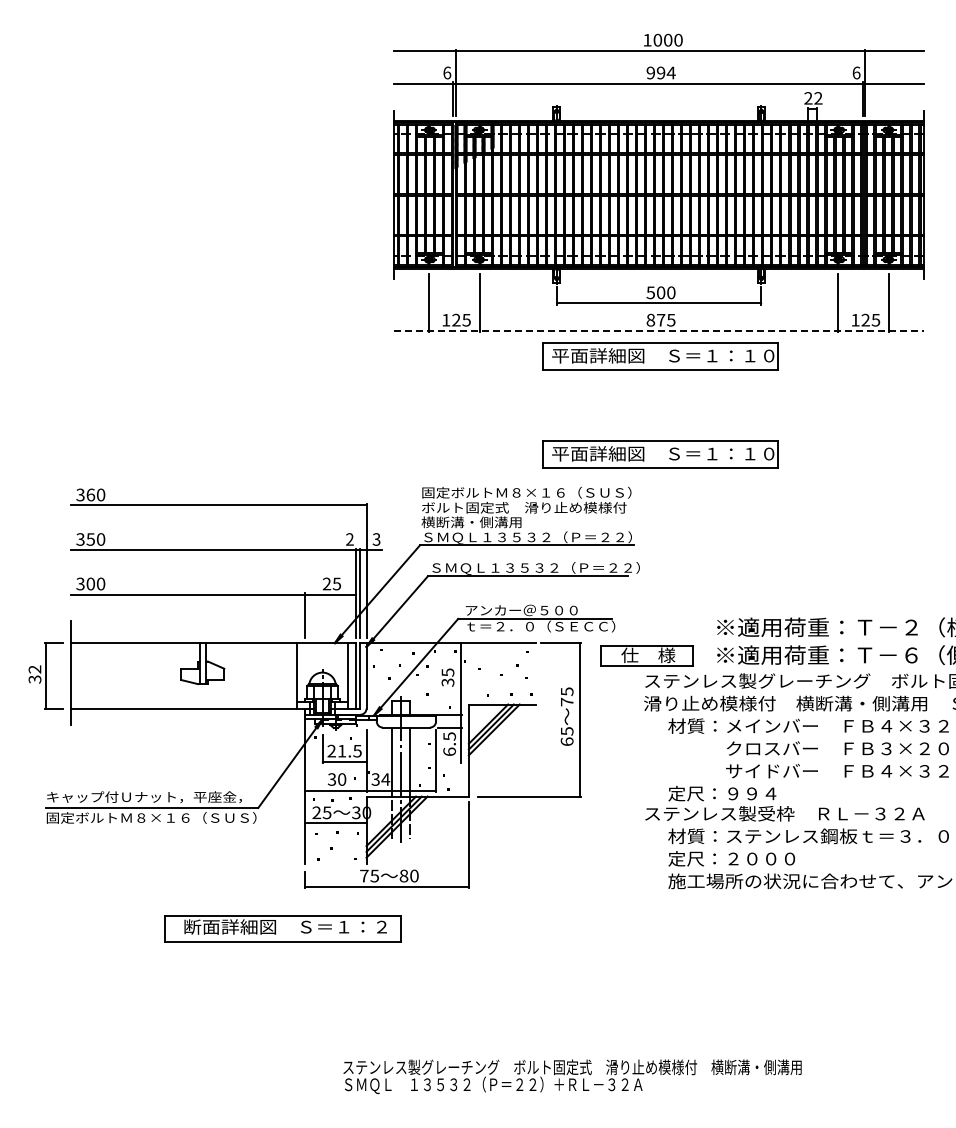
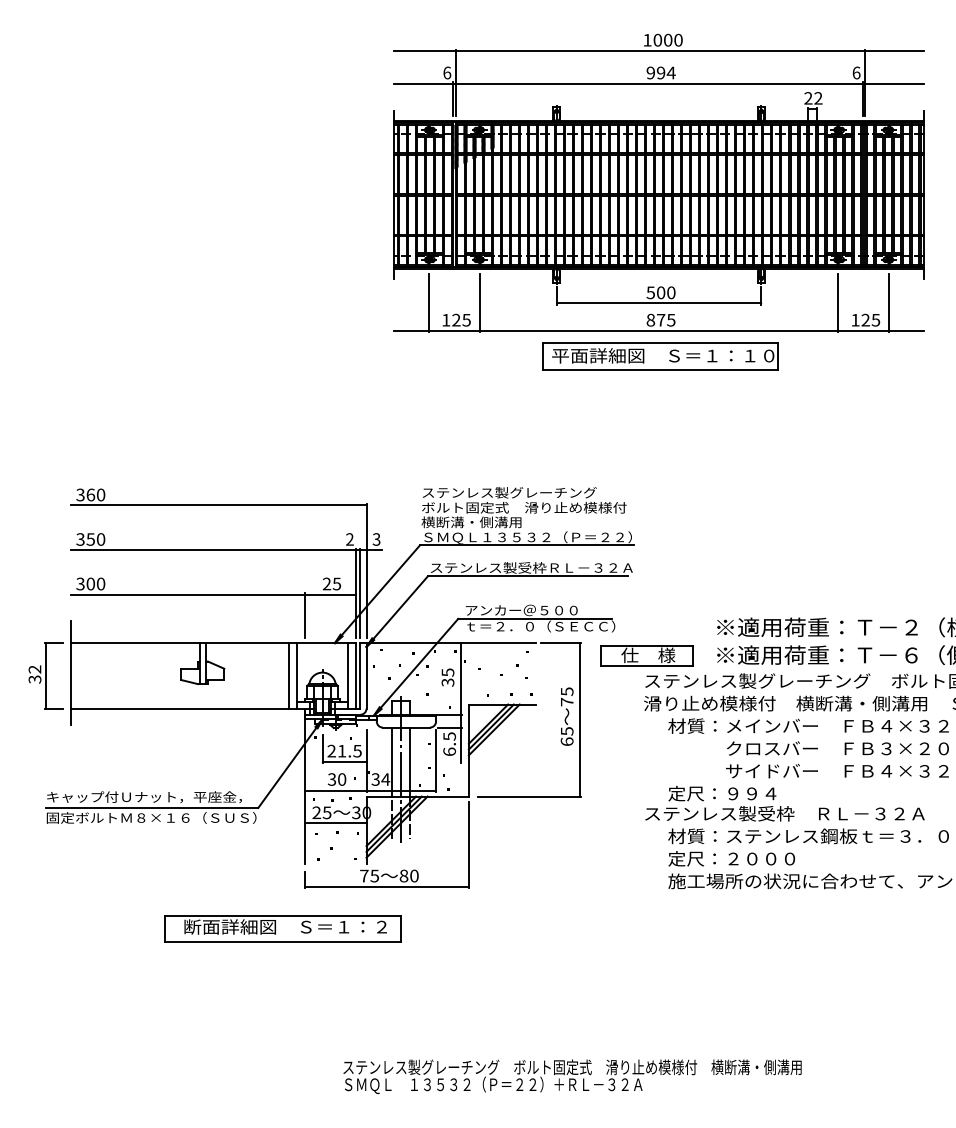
line: dashed -> solid (659, 330)
part: present -> none (660, 454)
text: 固定ボルトＭ８×１６（ＳＵＳ） -> ステンレス製グレーチング (526, 492)
text: ＳＭＱＬ１３５３２（Ｐ＝２２） -> ステンレス製受枠ＲＬ－３２Ａ (534, 568)
line: none -> present (288, 675)
